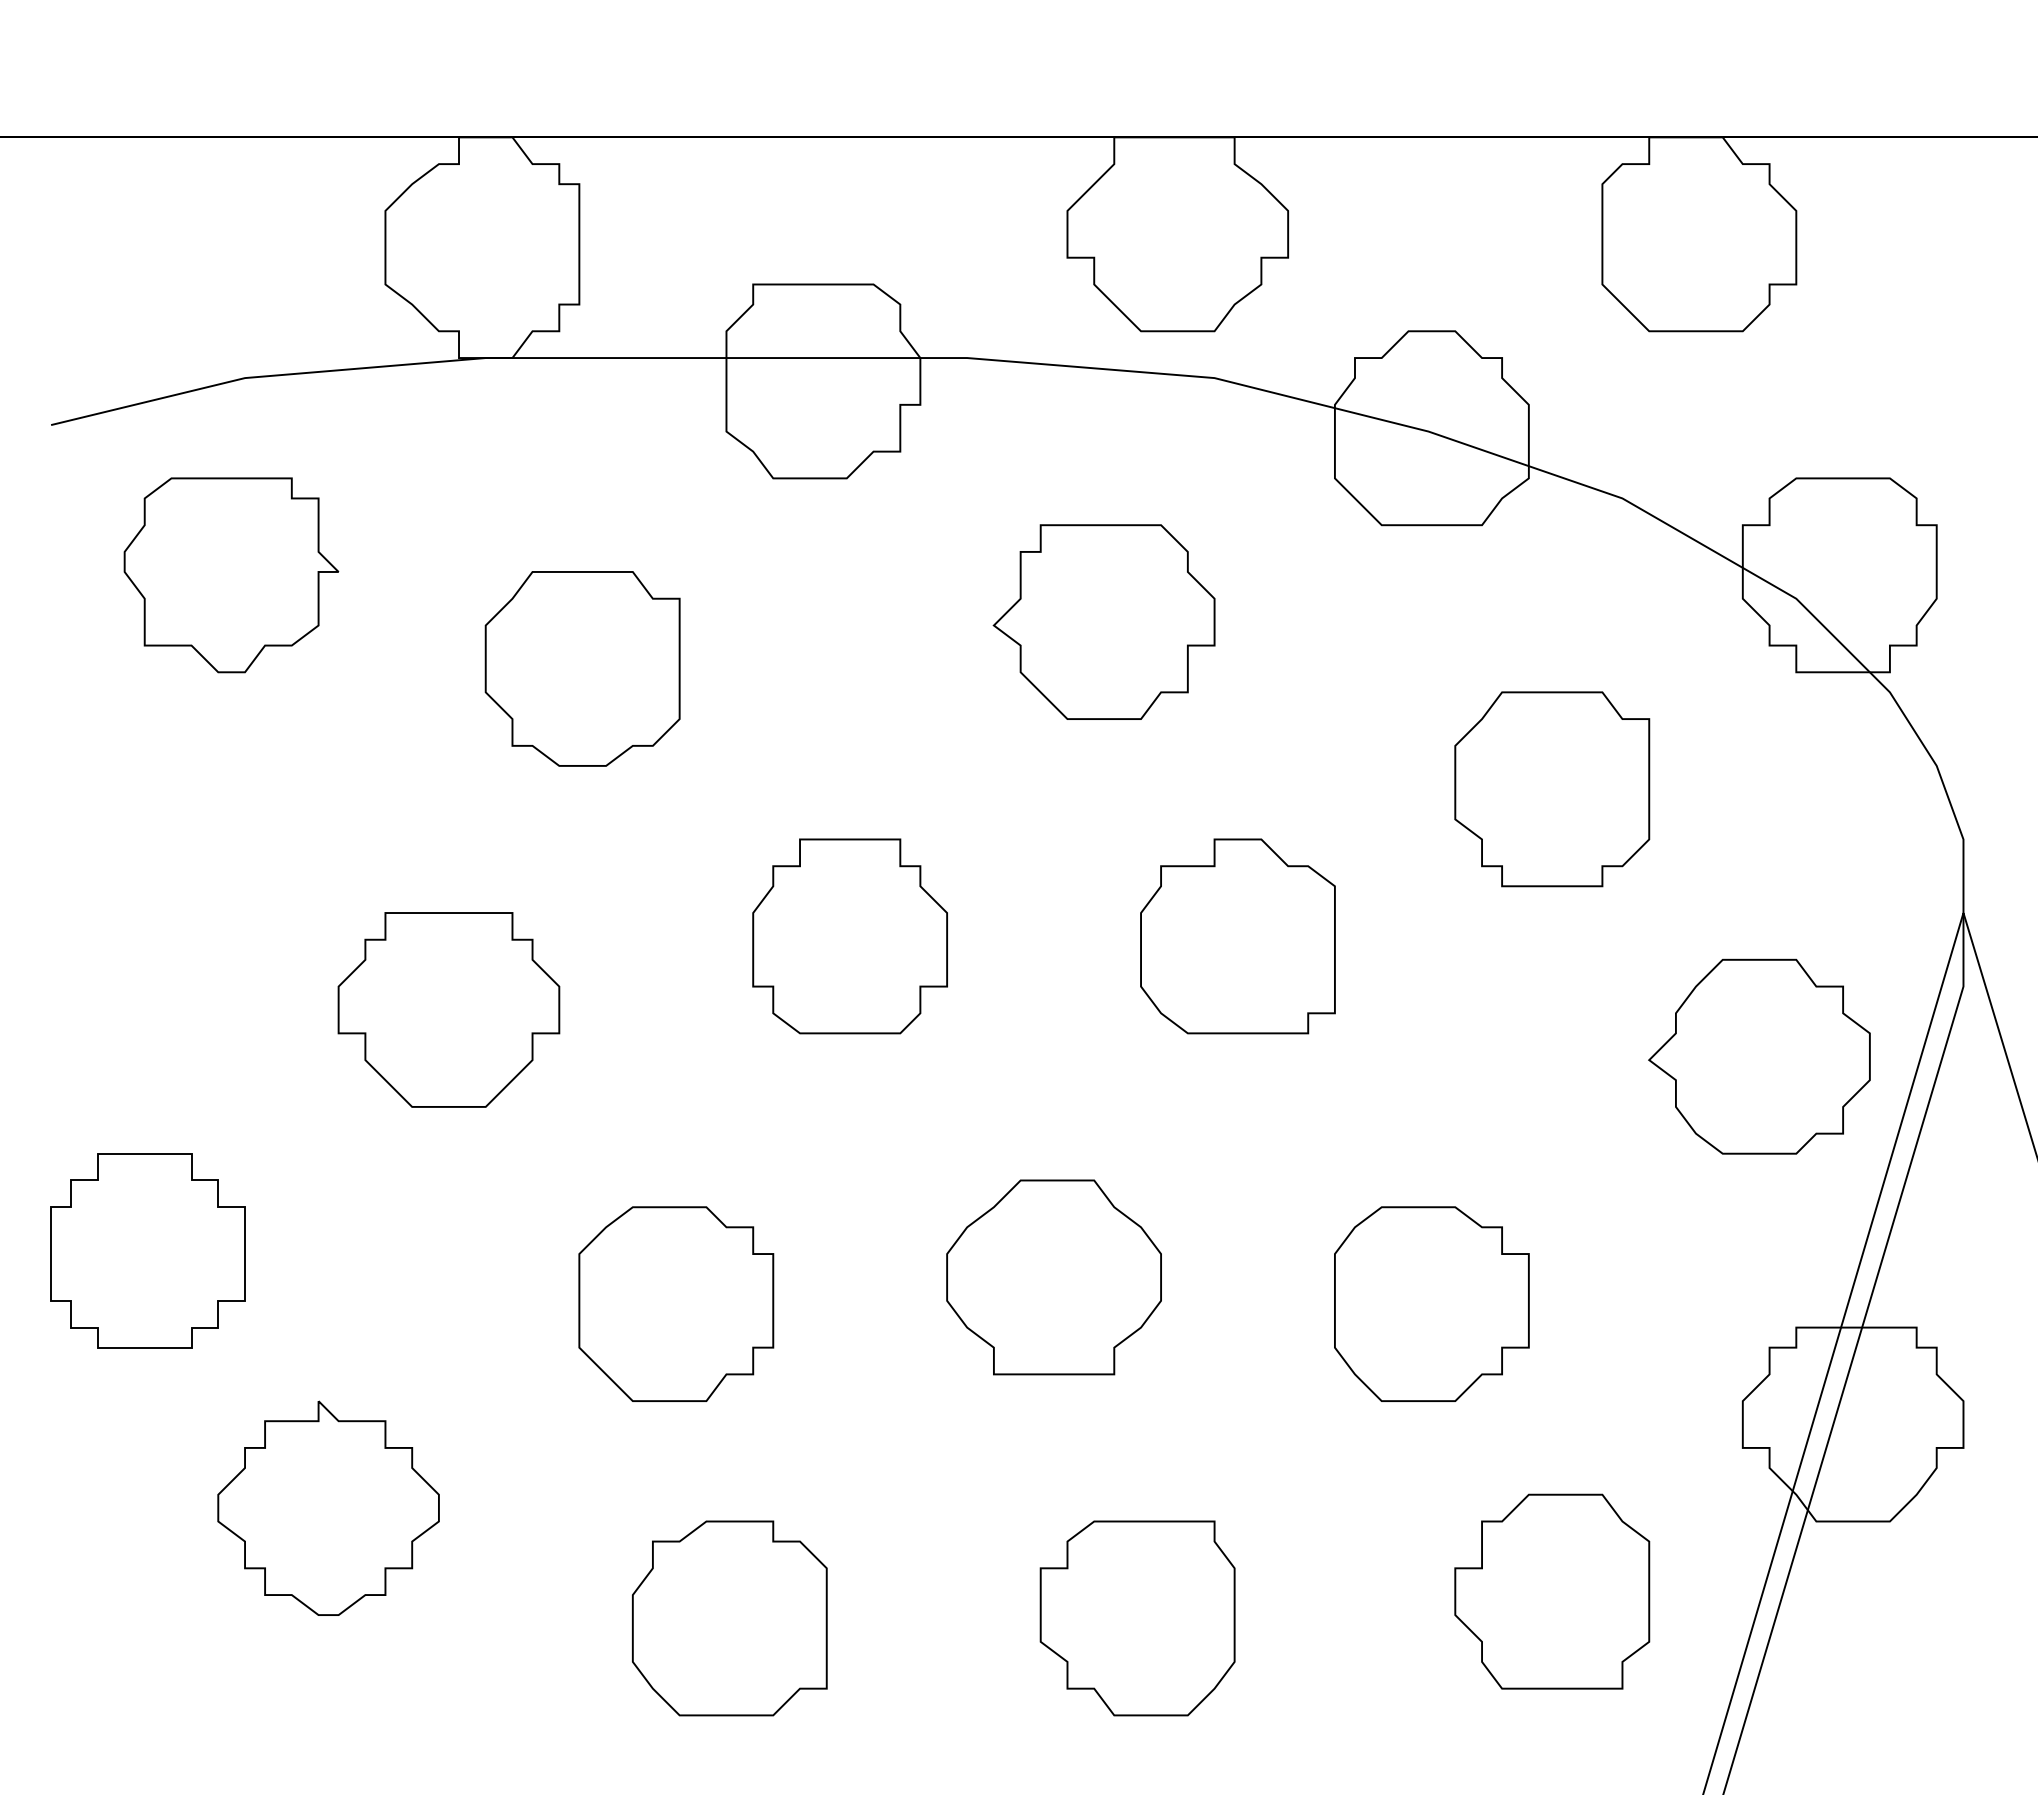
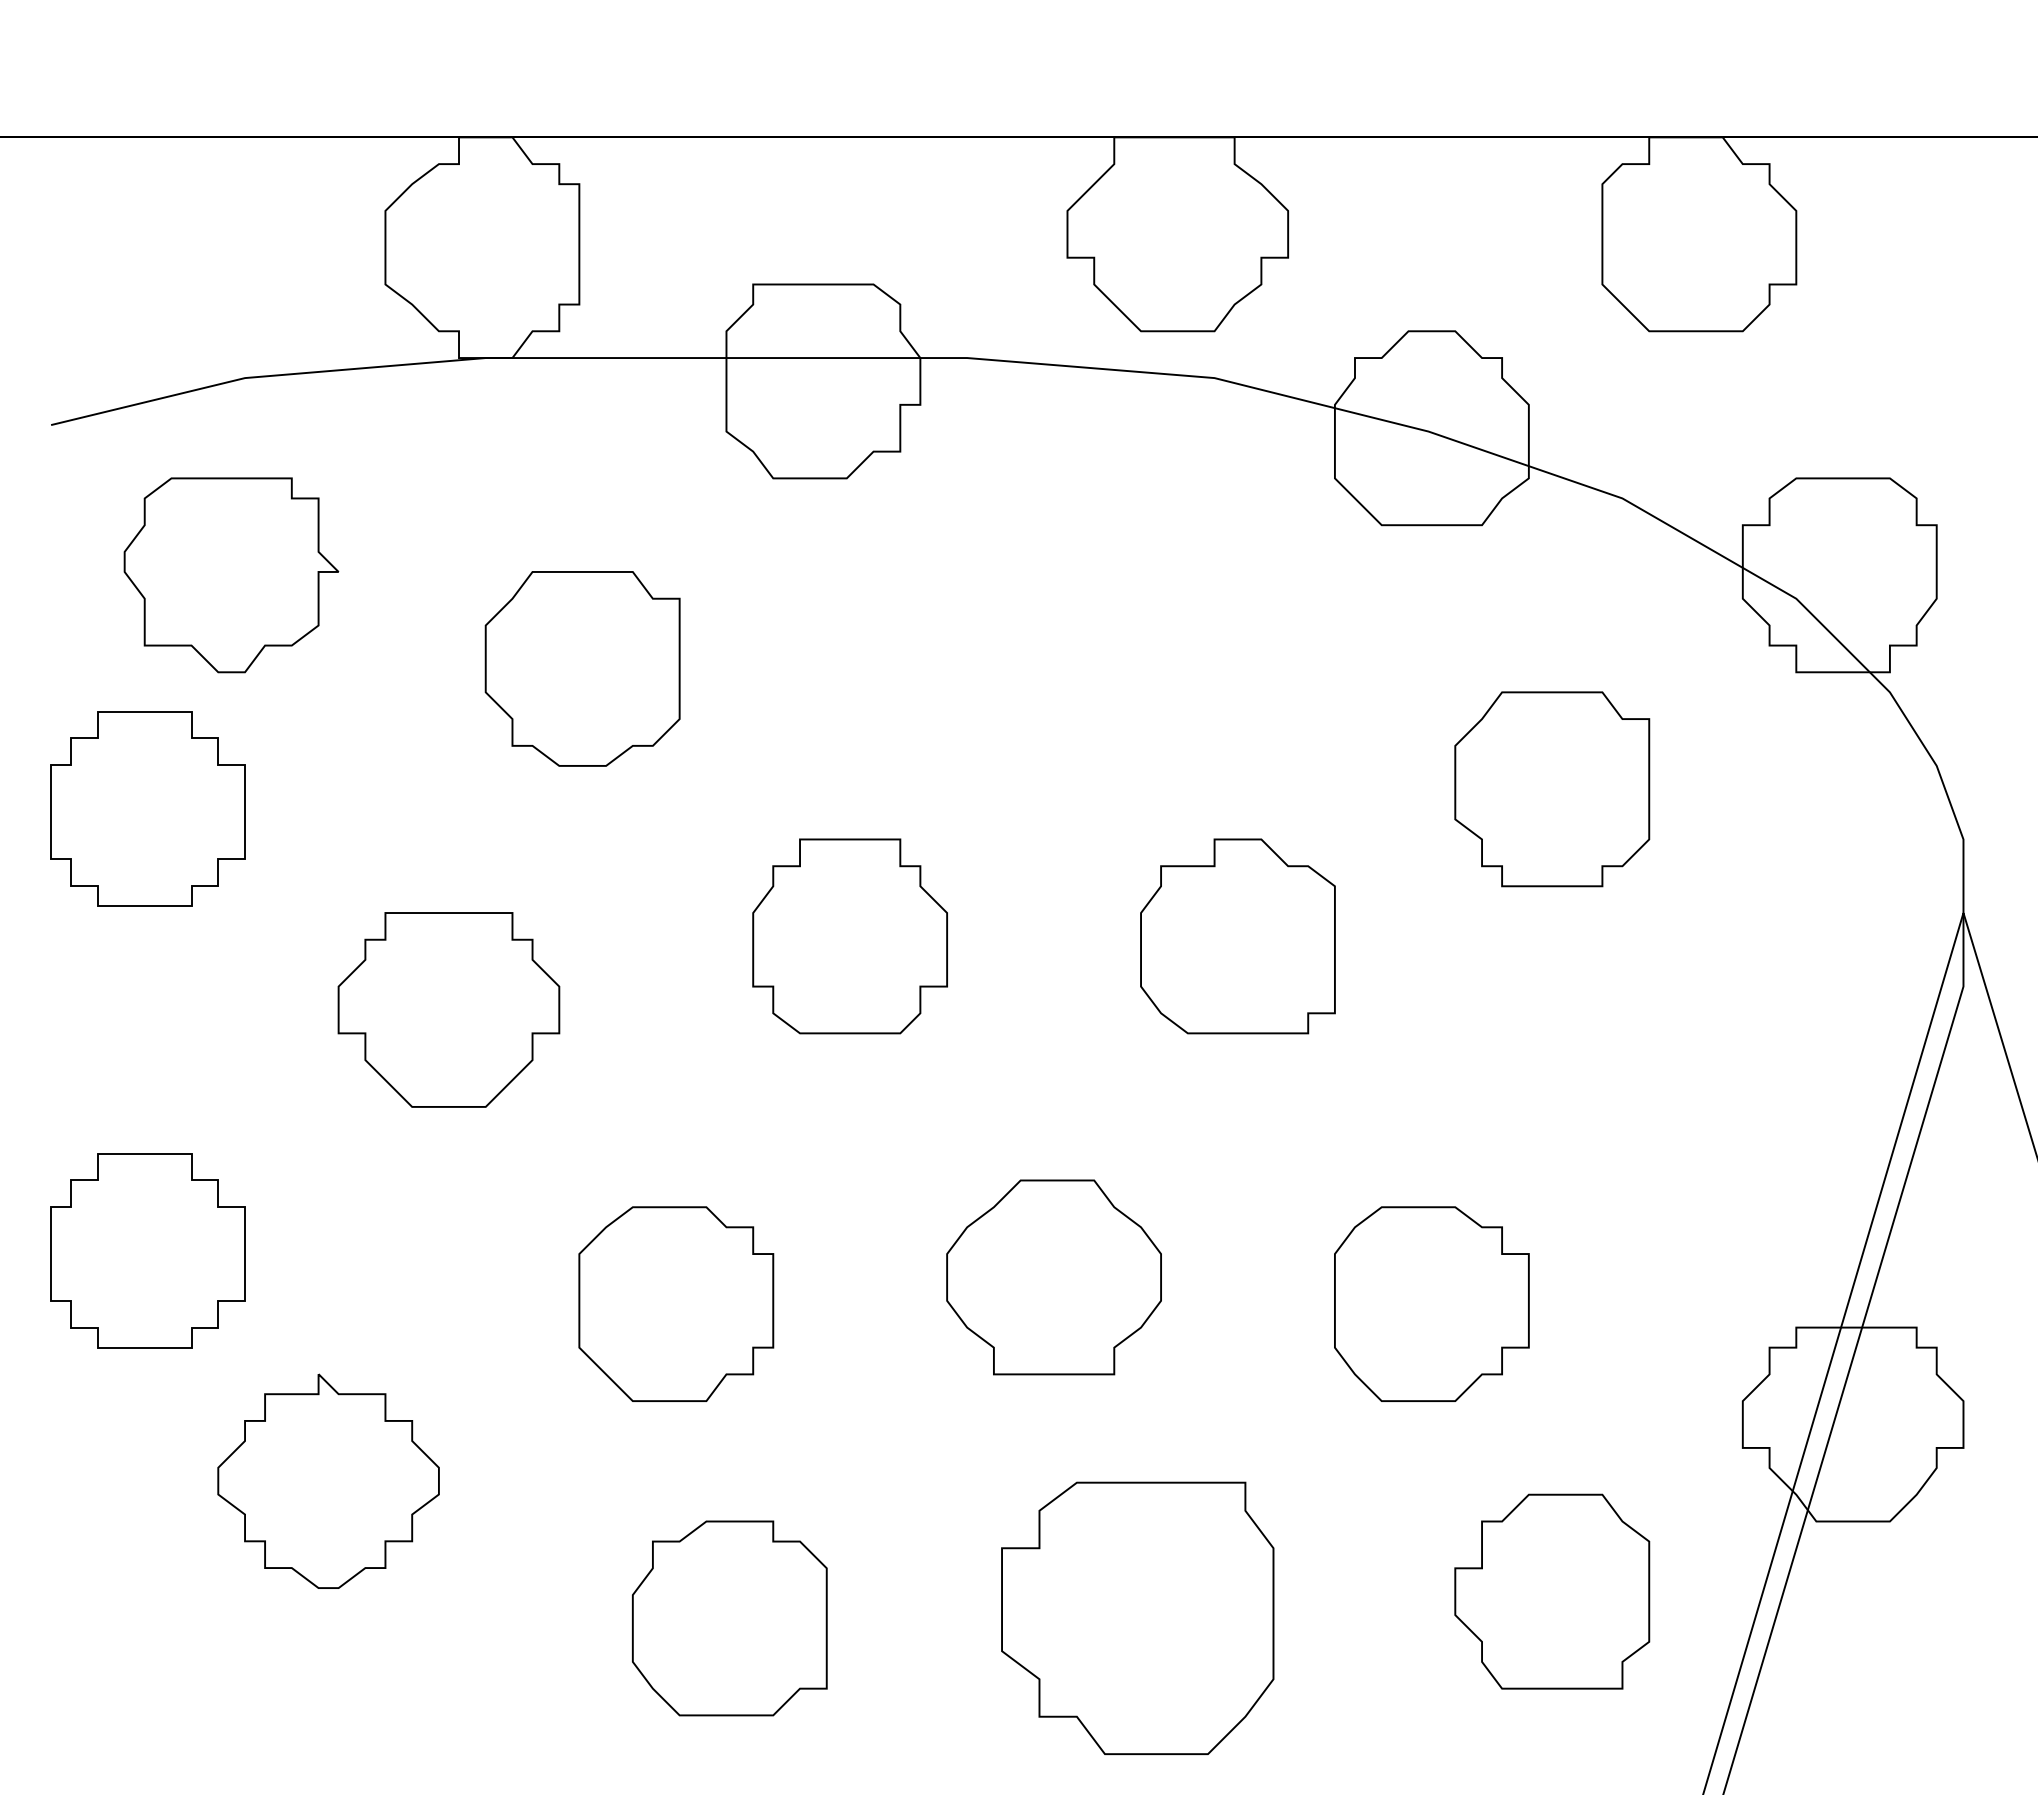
part: present -> none (1103, 621)
part: none -> present (147, 808)
part: present -> none (1759, 1056)
part position: (328, 1507) -> (328, 1480) (328, 1480)
part size: 197x197 px -> 274x274 px (1137, 1617)
